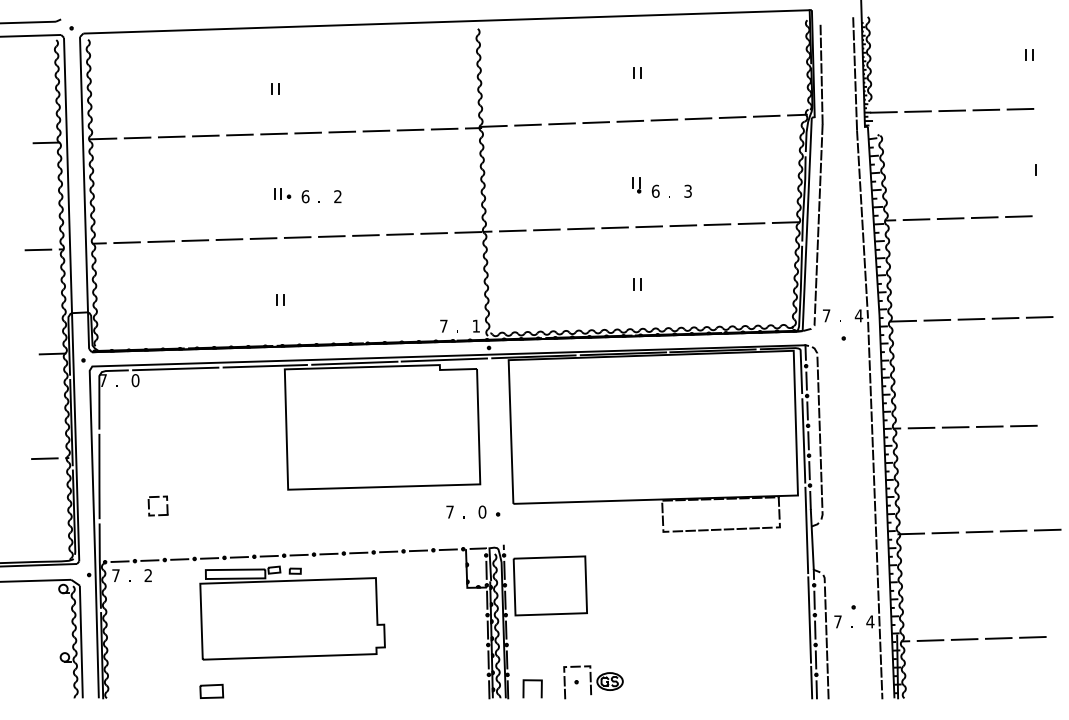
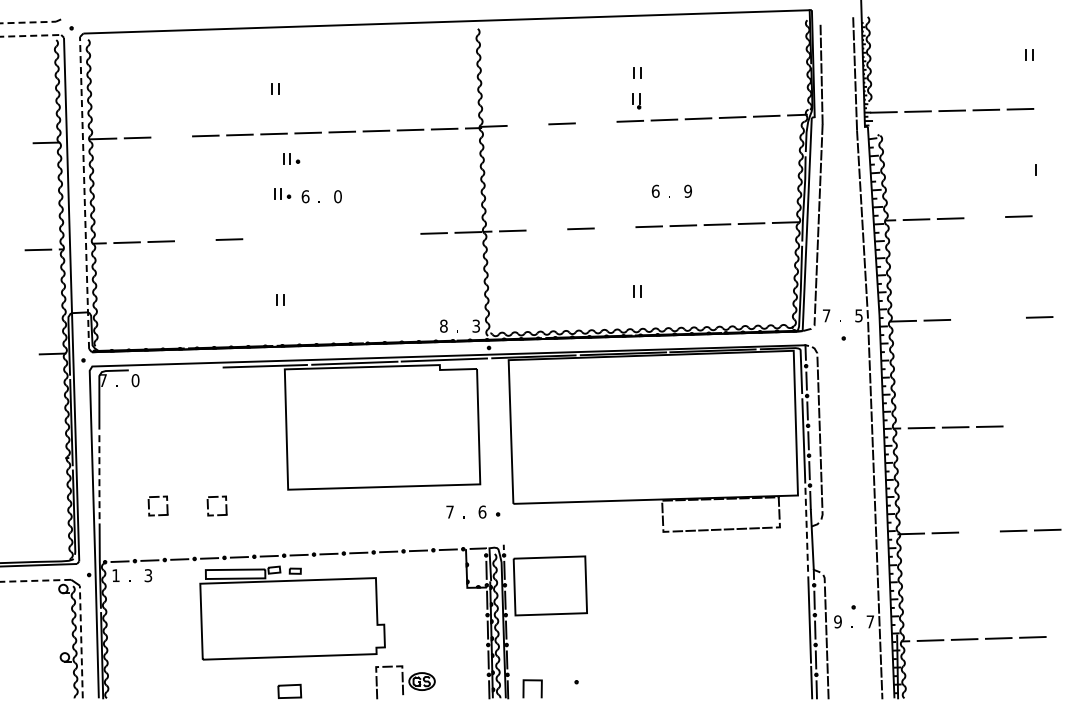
line: solid -> dashed (27, 22)
line: solid -> dashed (31, 35)
line: present -> none (596, 122)
line: present -> none (527, 124)
line: present -> none (171, 136)
part: none -> present (291, 158)
part position: (636, 185) -> (636, 101) (636, 101)
text: 3 -> 9 (687, 190)
line: solid -> dashed (84, 192)
text: 2 -> 0 (337, 196)
line: present -> none (984, 217)
line: present -> none (614, 227)
line: present -> none (546, 229)
line: present -> none (399, 234)
line: present -> none (365, 235)
line: present -> none (331, 236)
line: present -> none (297, 237)
line: present -> none (263, 238)
line: present -> none (195, 240)
part position: (637, 284) -> (637, 291) (637, 291)
text: 4 -> 5 (858, 315)
line: present -> none (971, 318)
line: present -> none (1005, 318)
text: 7 -> 8 (443, 325)
text: 1 -> 3 (475, 325)
line: present -> none (175, 368)
line: present -> none (1023, 425)
line: present -> none (44, 458)
line: solid -> dashed (99, 476)
part: none -> present (216, 497)
text: 0 -> 6 (482, 511)
line: solid -> dashed (806, 530)
line: present -> none (979, 531)
text: 7 -> 1 (115, 575)
text: 2 -> 3 (148, 575)
line: solid -> dashed (35, 580)
text: 7 -> 9 (837, 621)
text: 4 -> 7 (870, 621)
line: solid -> dashed (81, 641)
part position: (593, 682) -> (405, 682) (405, 682)
part position: (211, 690) -> (289, 690) (289, 690)
